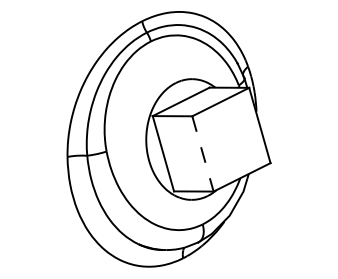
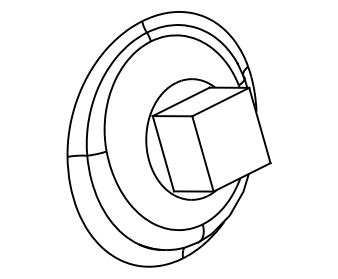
line: dashed -> solid (203, 154)
